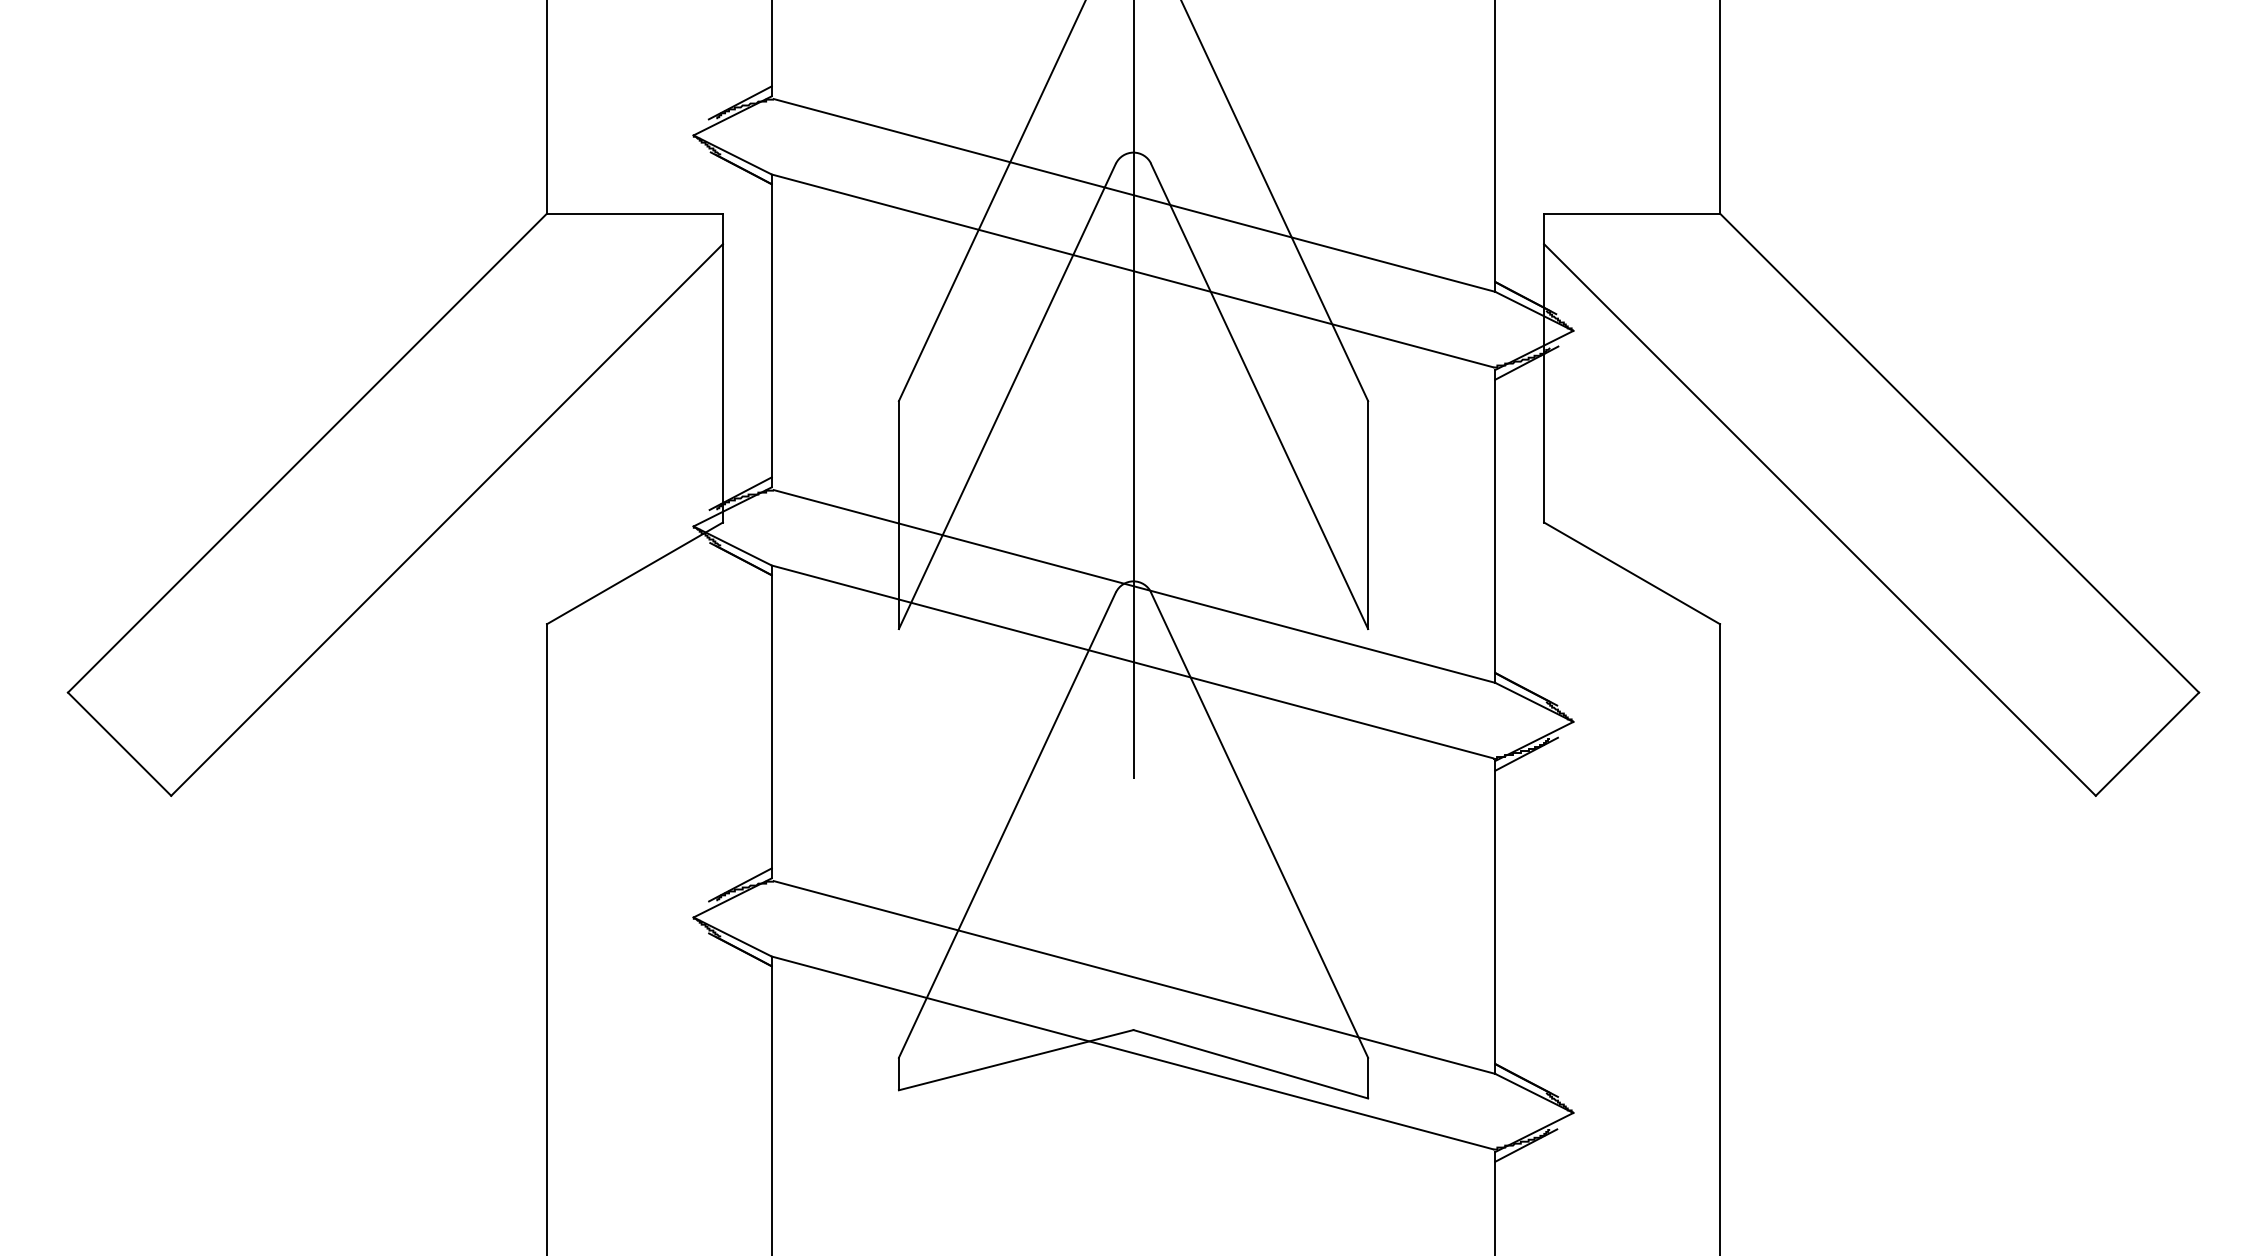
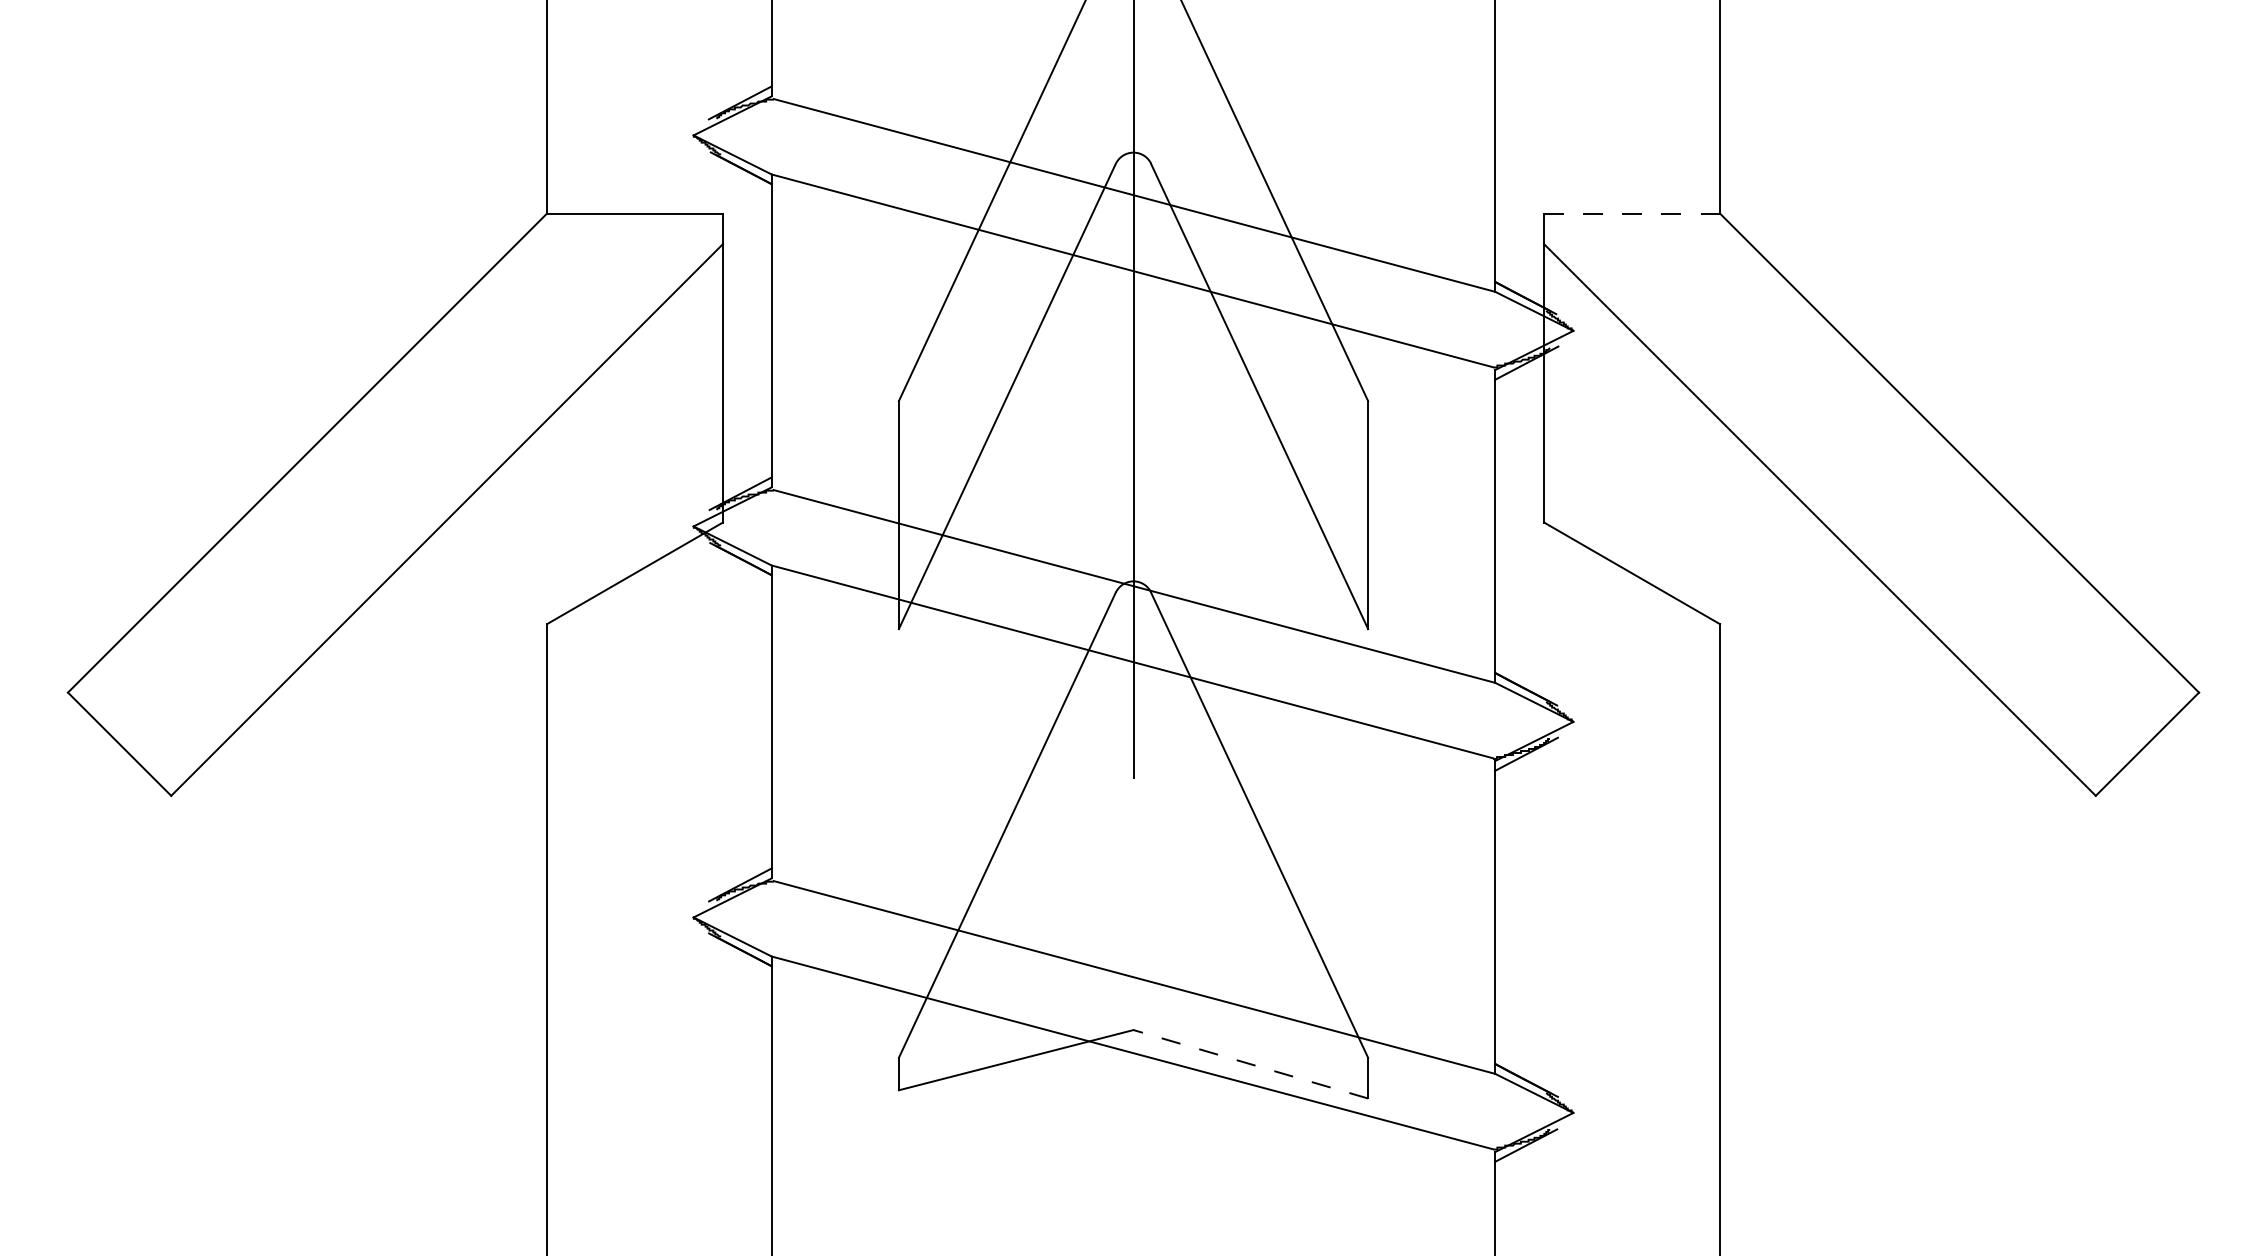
line: solid -> dashed (1632, 213)
line: solid -> dashed (1250, 1064)
